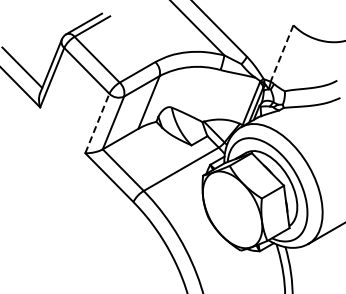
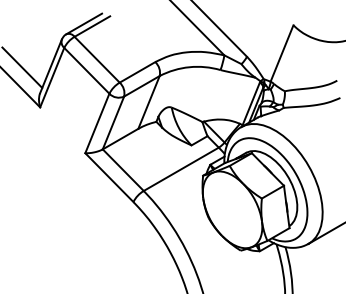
line: dashed -> solid (281, 53)
line: dashed -> solid (97, 123)
